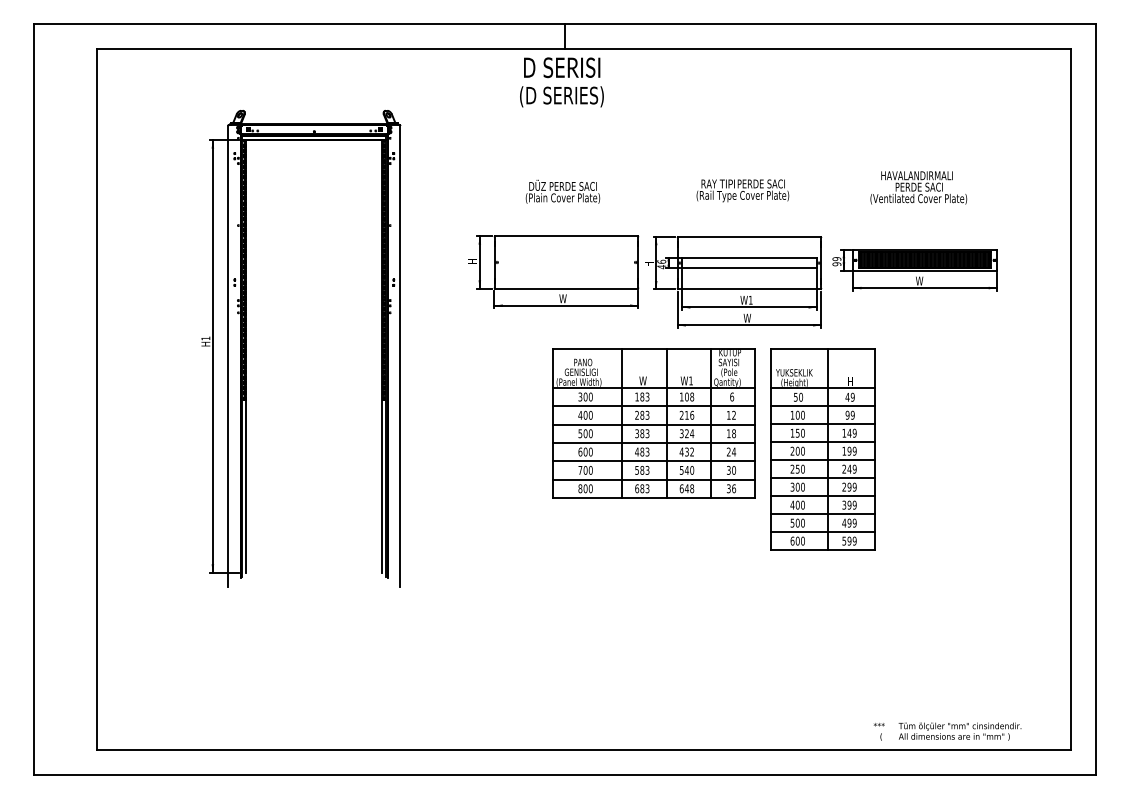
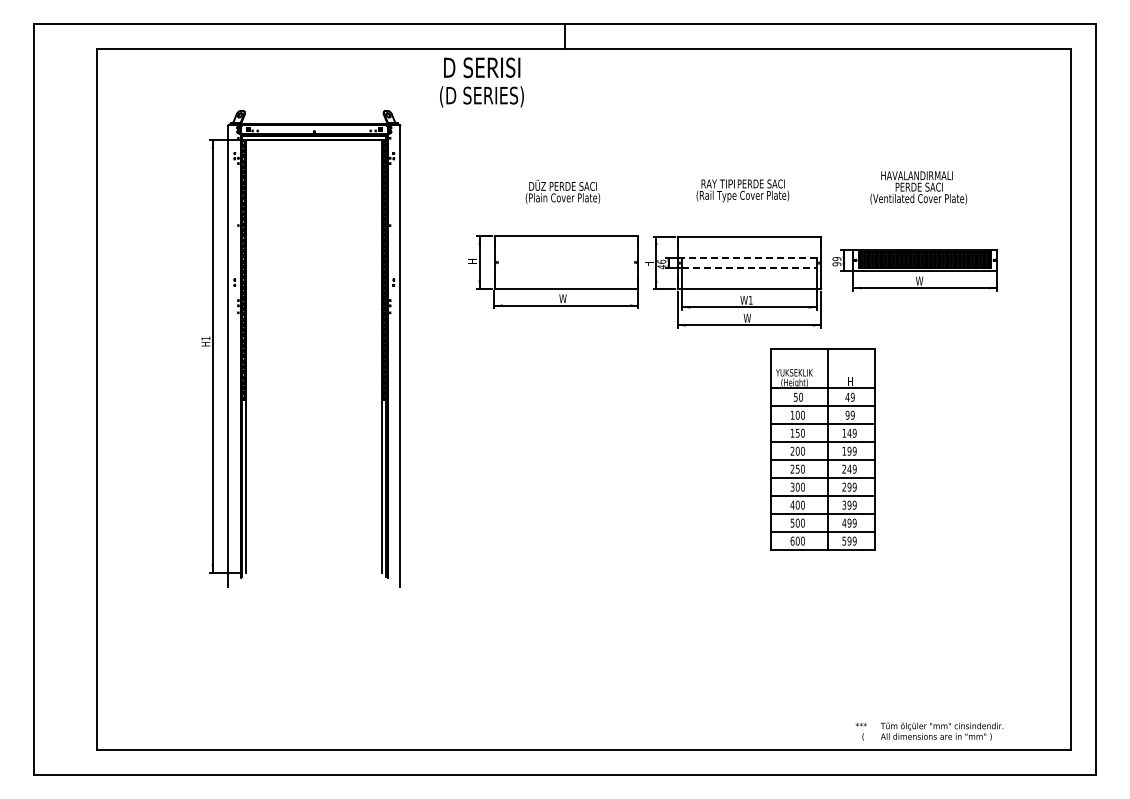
text position: (561, 82) -> (481, 82) (481, 82)
line: solid -> dashed (748, 258)
line: solid -> dashed (749, 267)
part: present -> none (653, 423)
text position: (947, 731) -> (929, 731) (929, 731)
